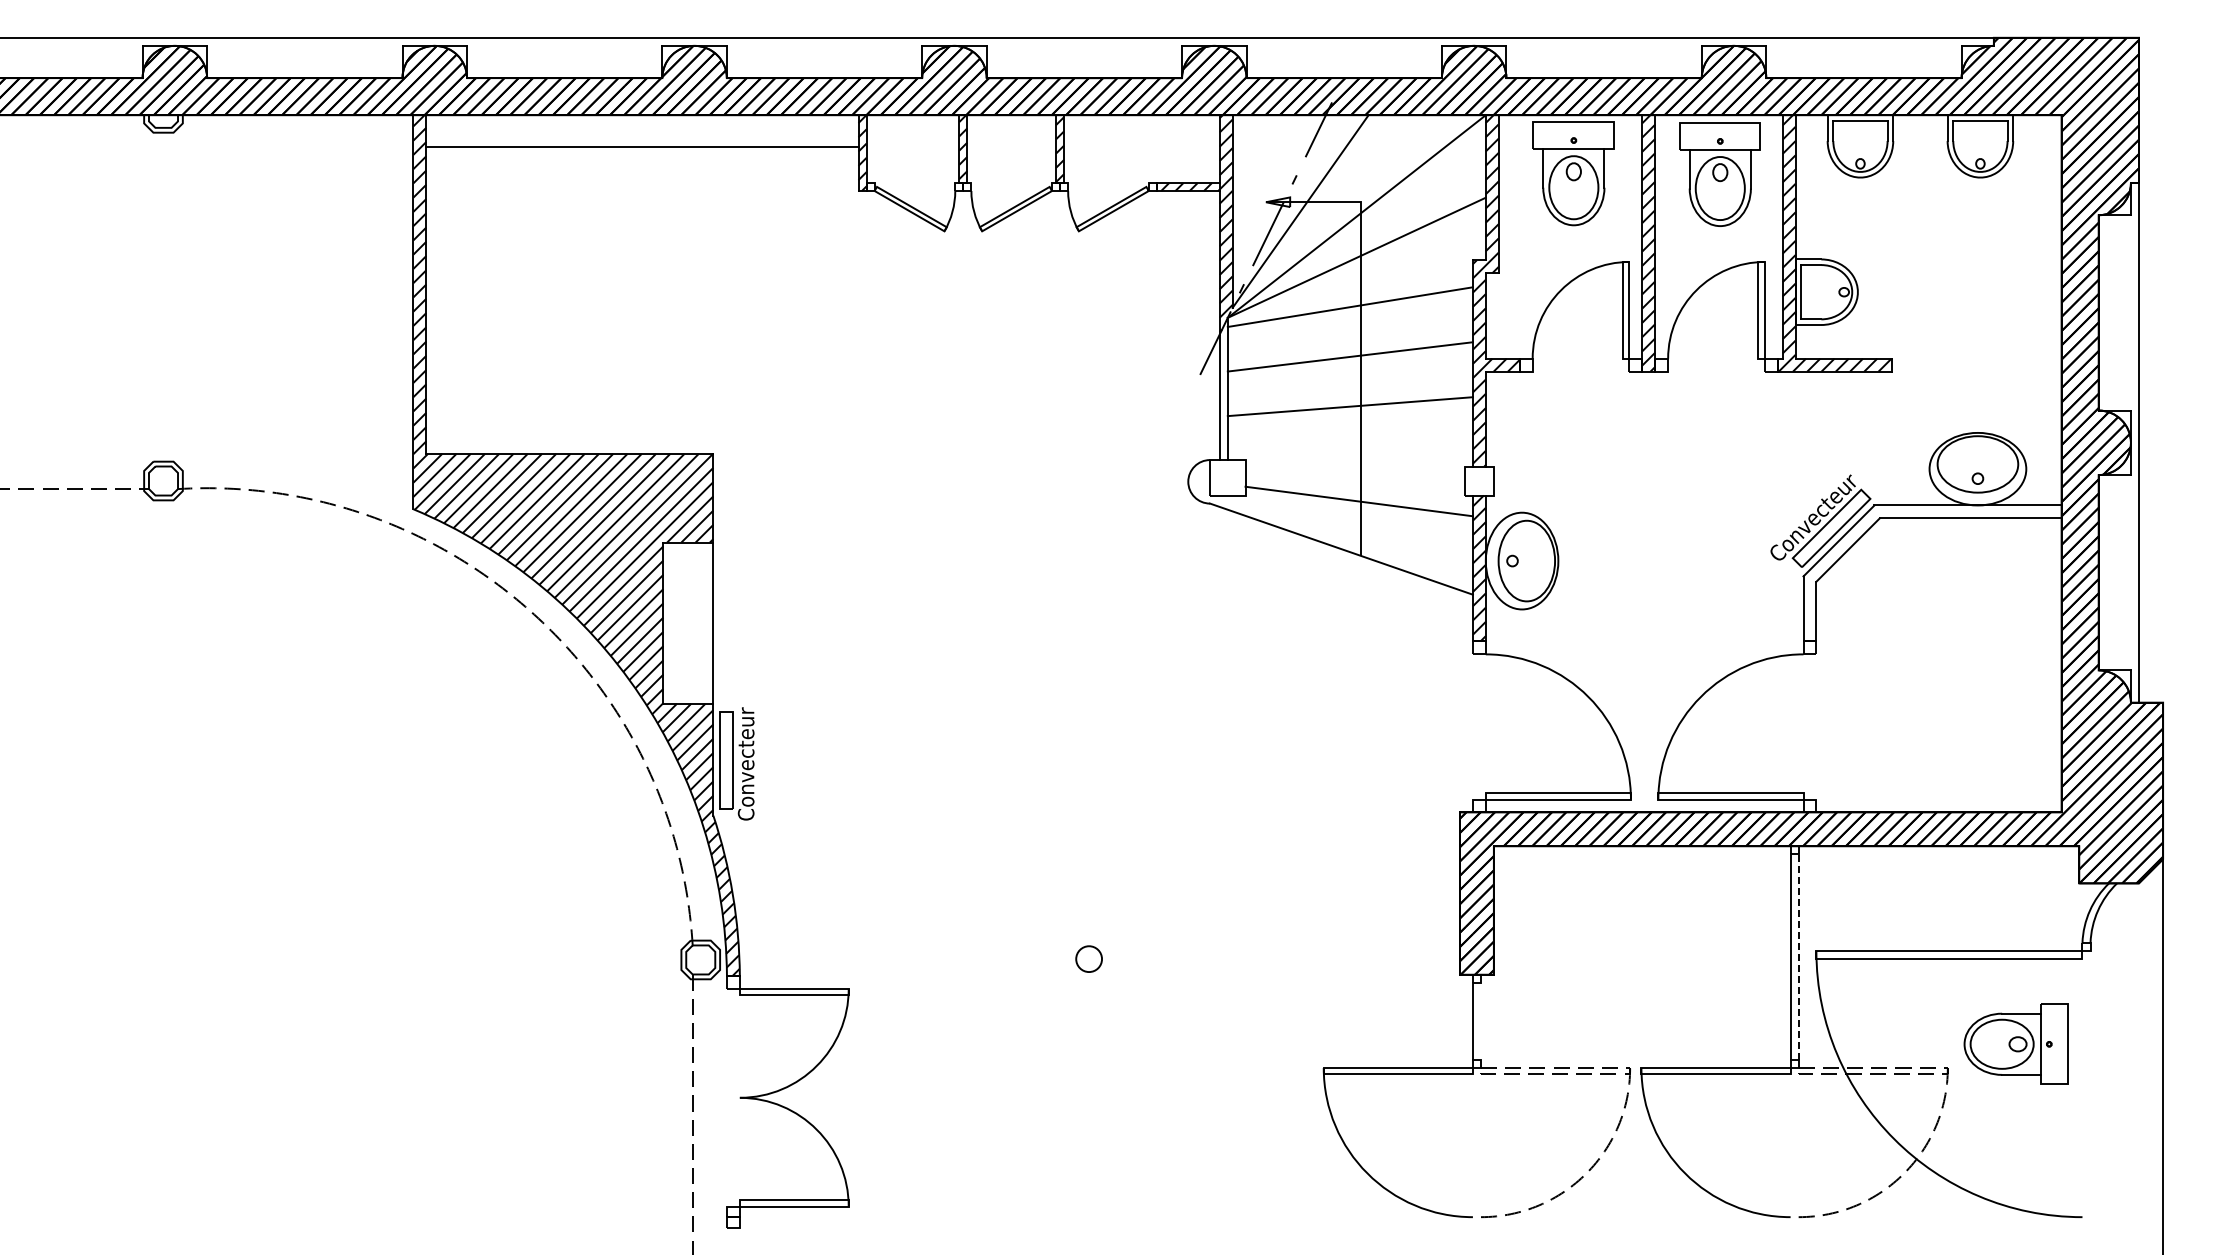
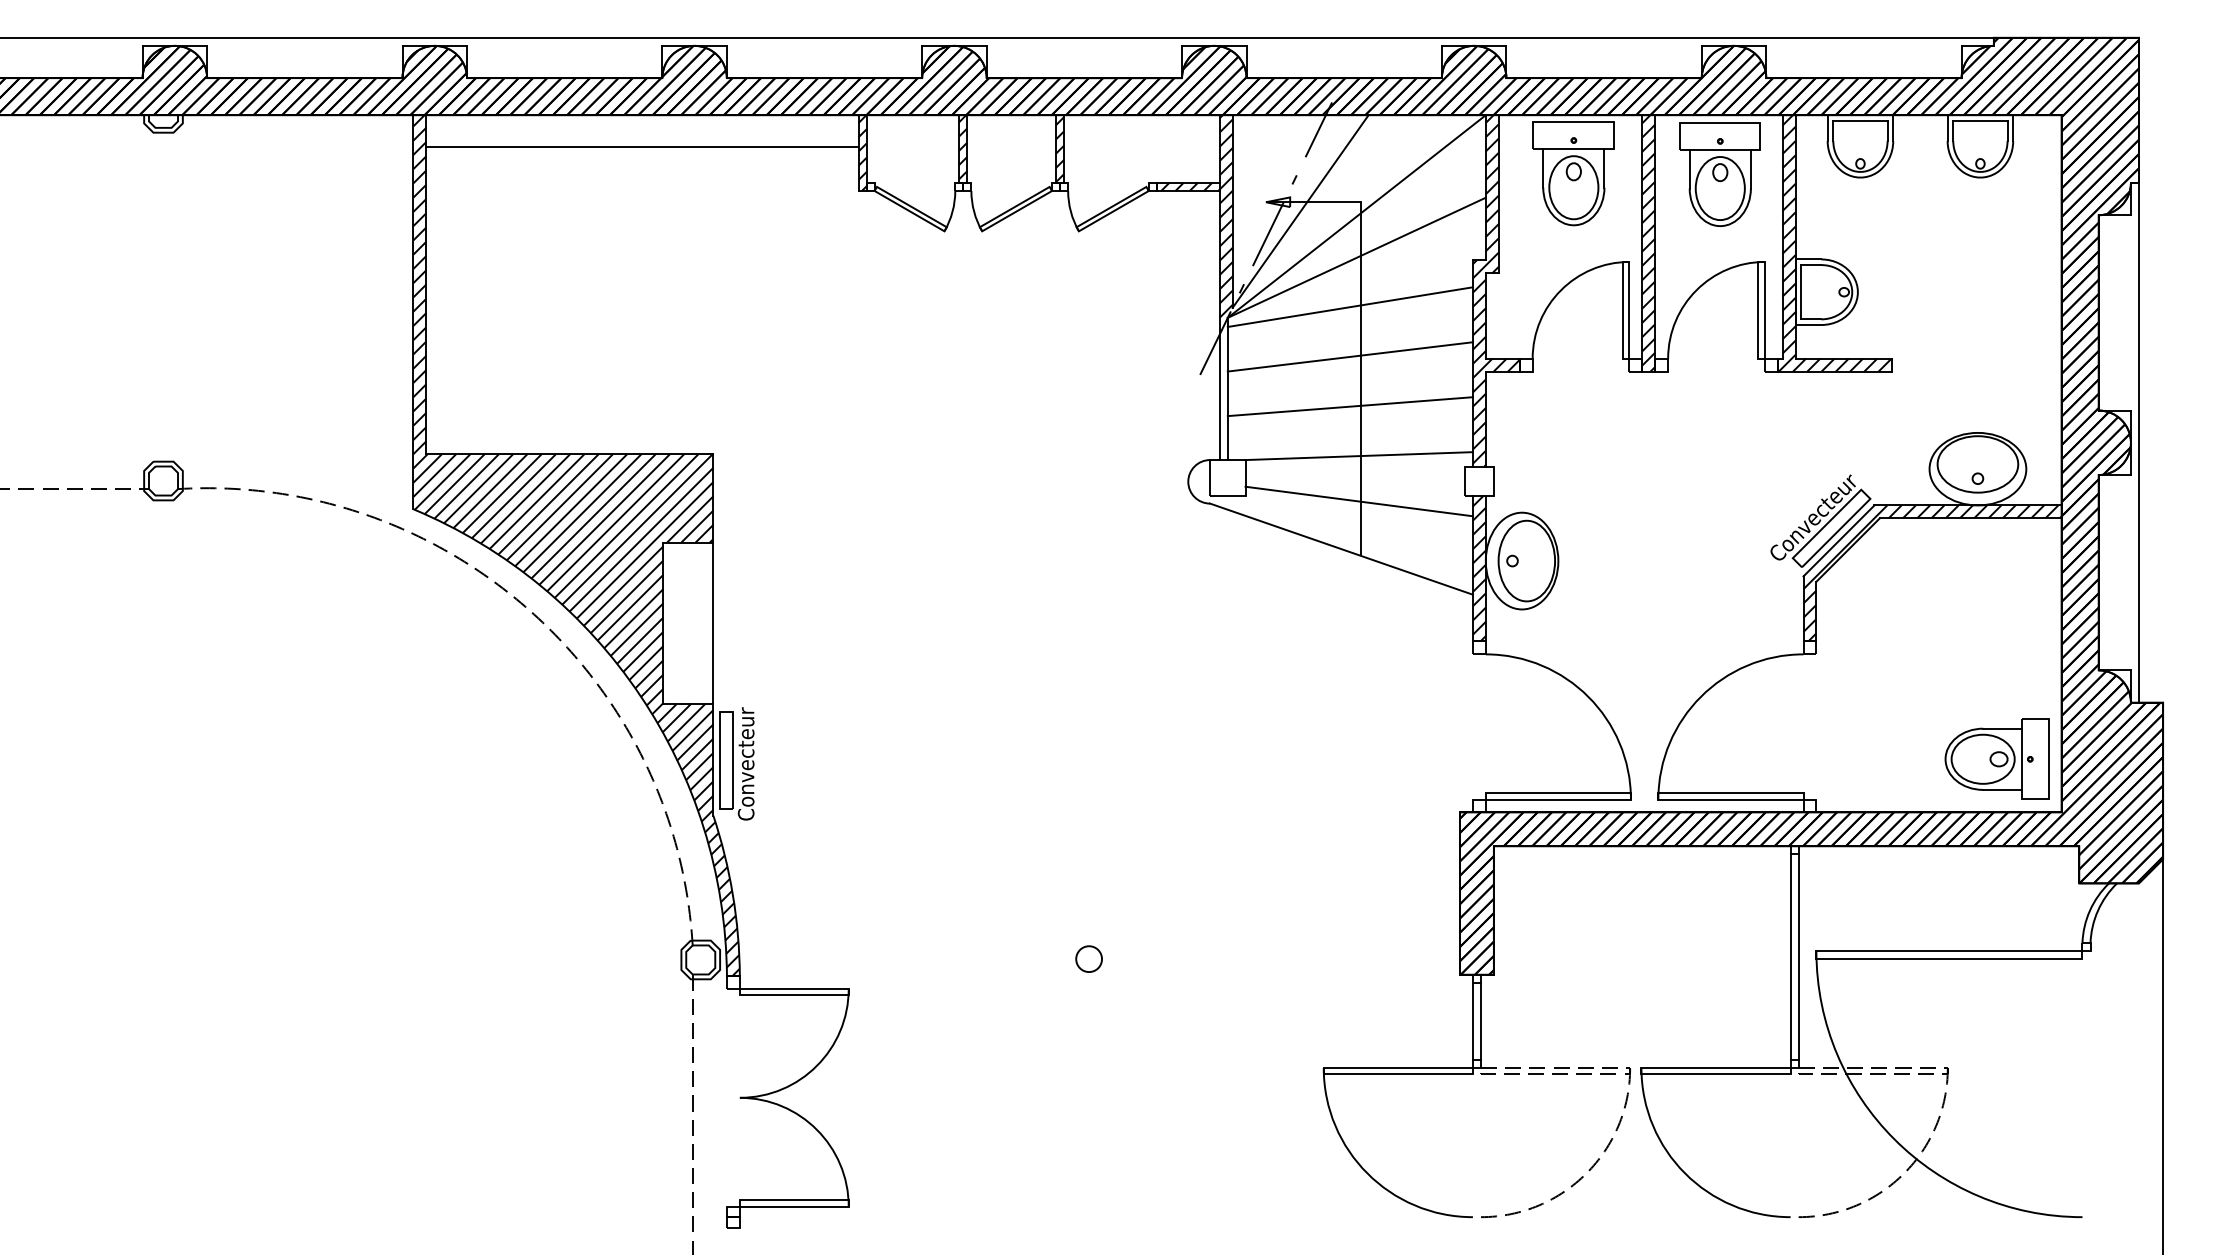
line: none -> present (1358, 456)
hatch: none -> present (1932, 573)
line: dashed -> solid (1798, 957)
line: none -> present (1480, 1020)
part position: (2015, 1043) -> (1996, 758) (1996, 758)
